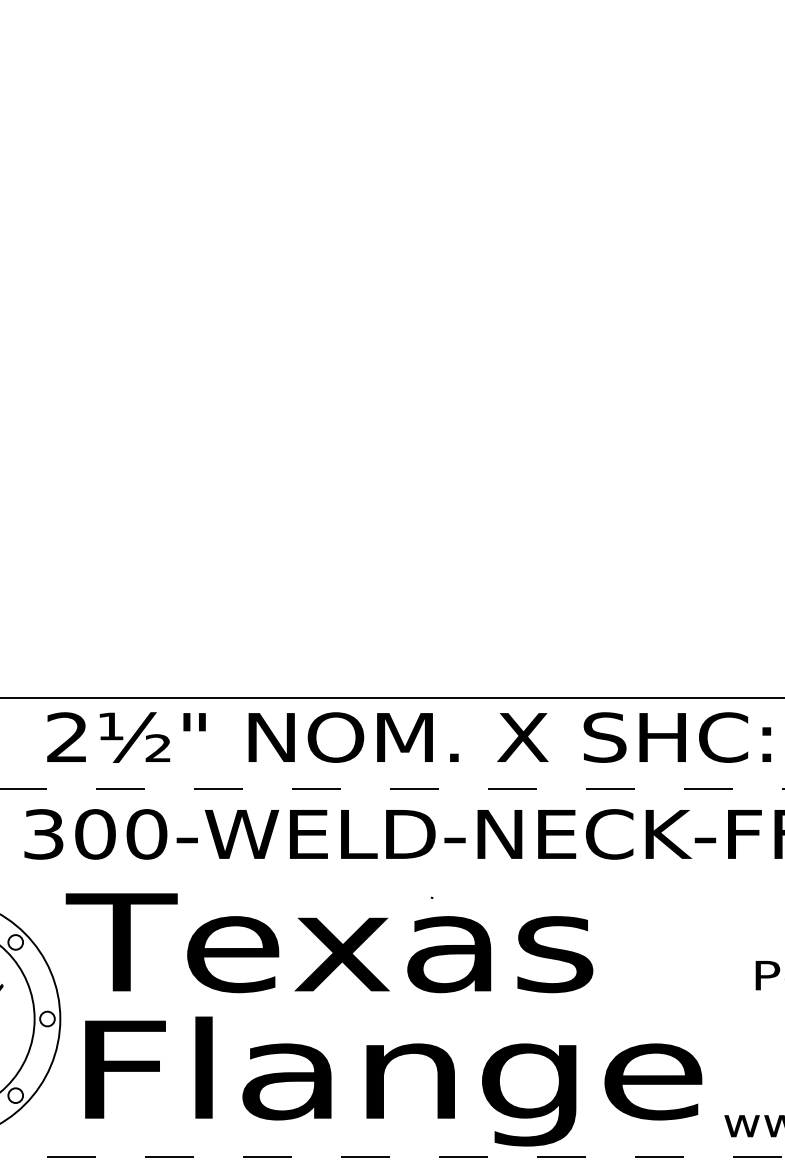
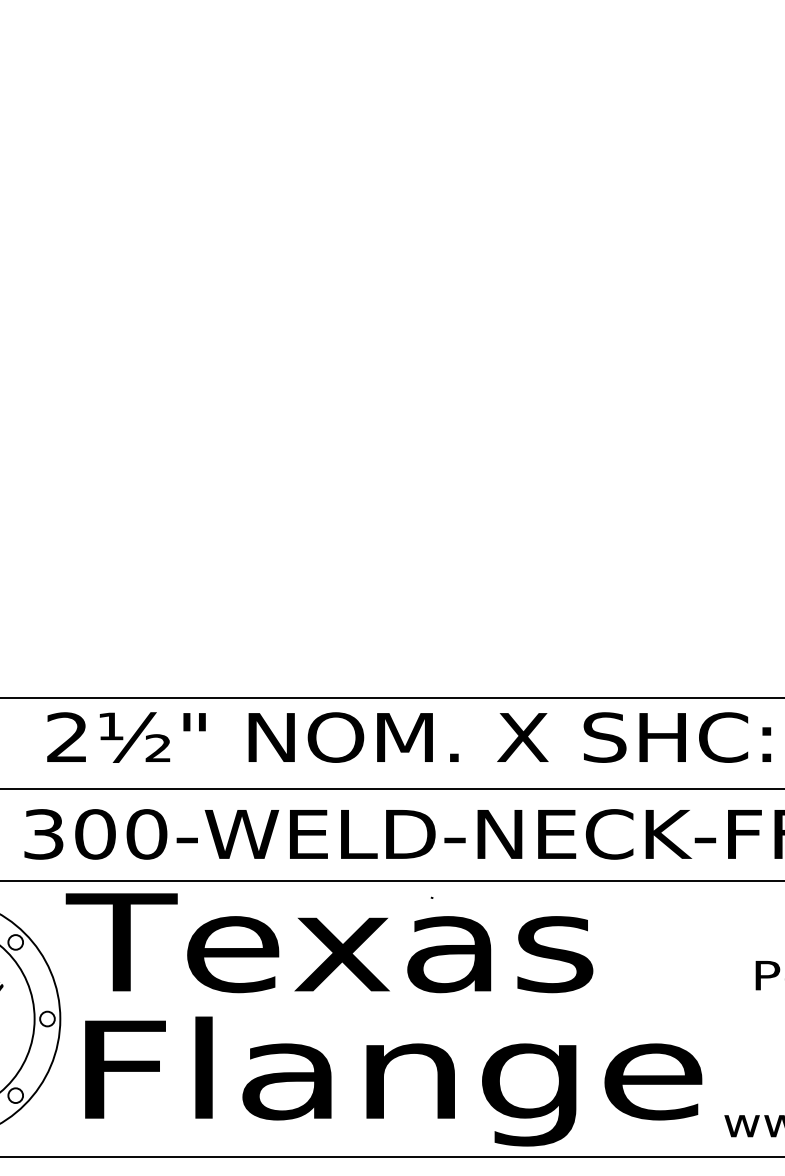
line: dashed -> solid (392, 789)
line: none -> present (391, 881)
line: dashed -> solid (392, 1156)
